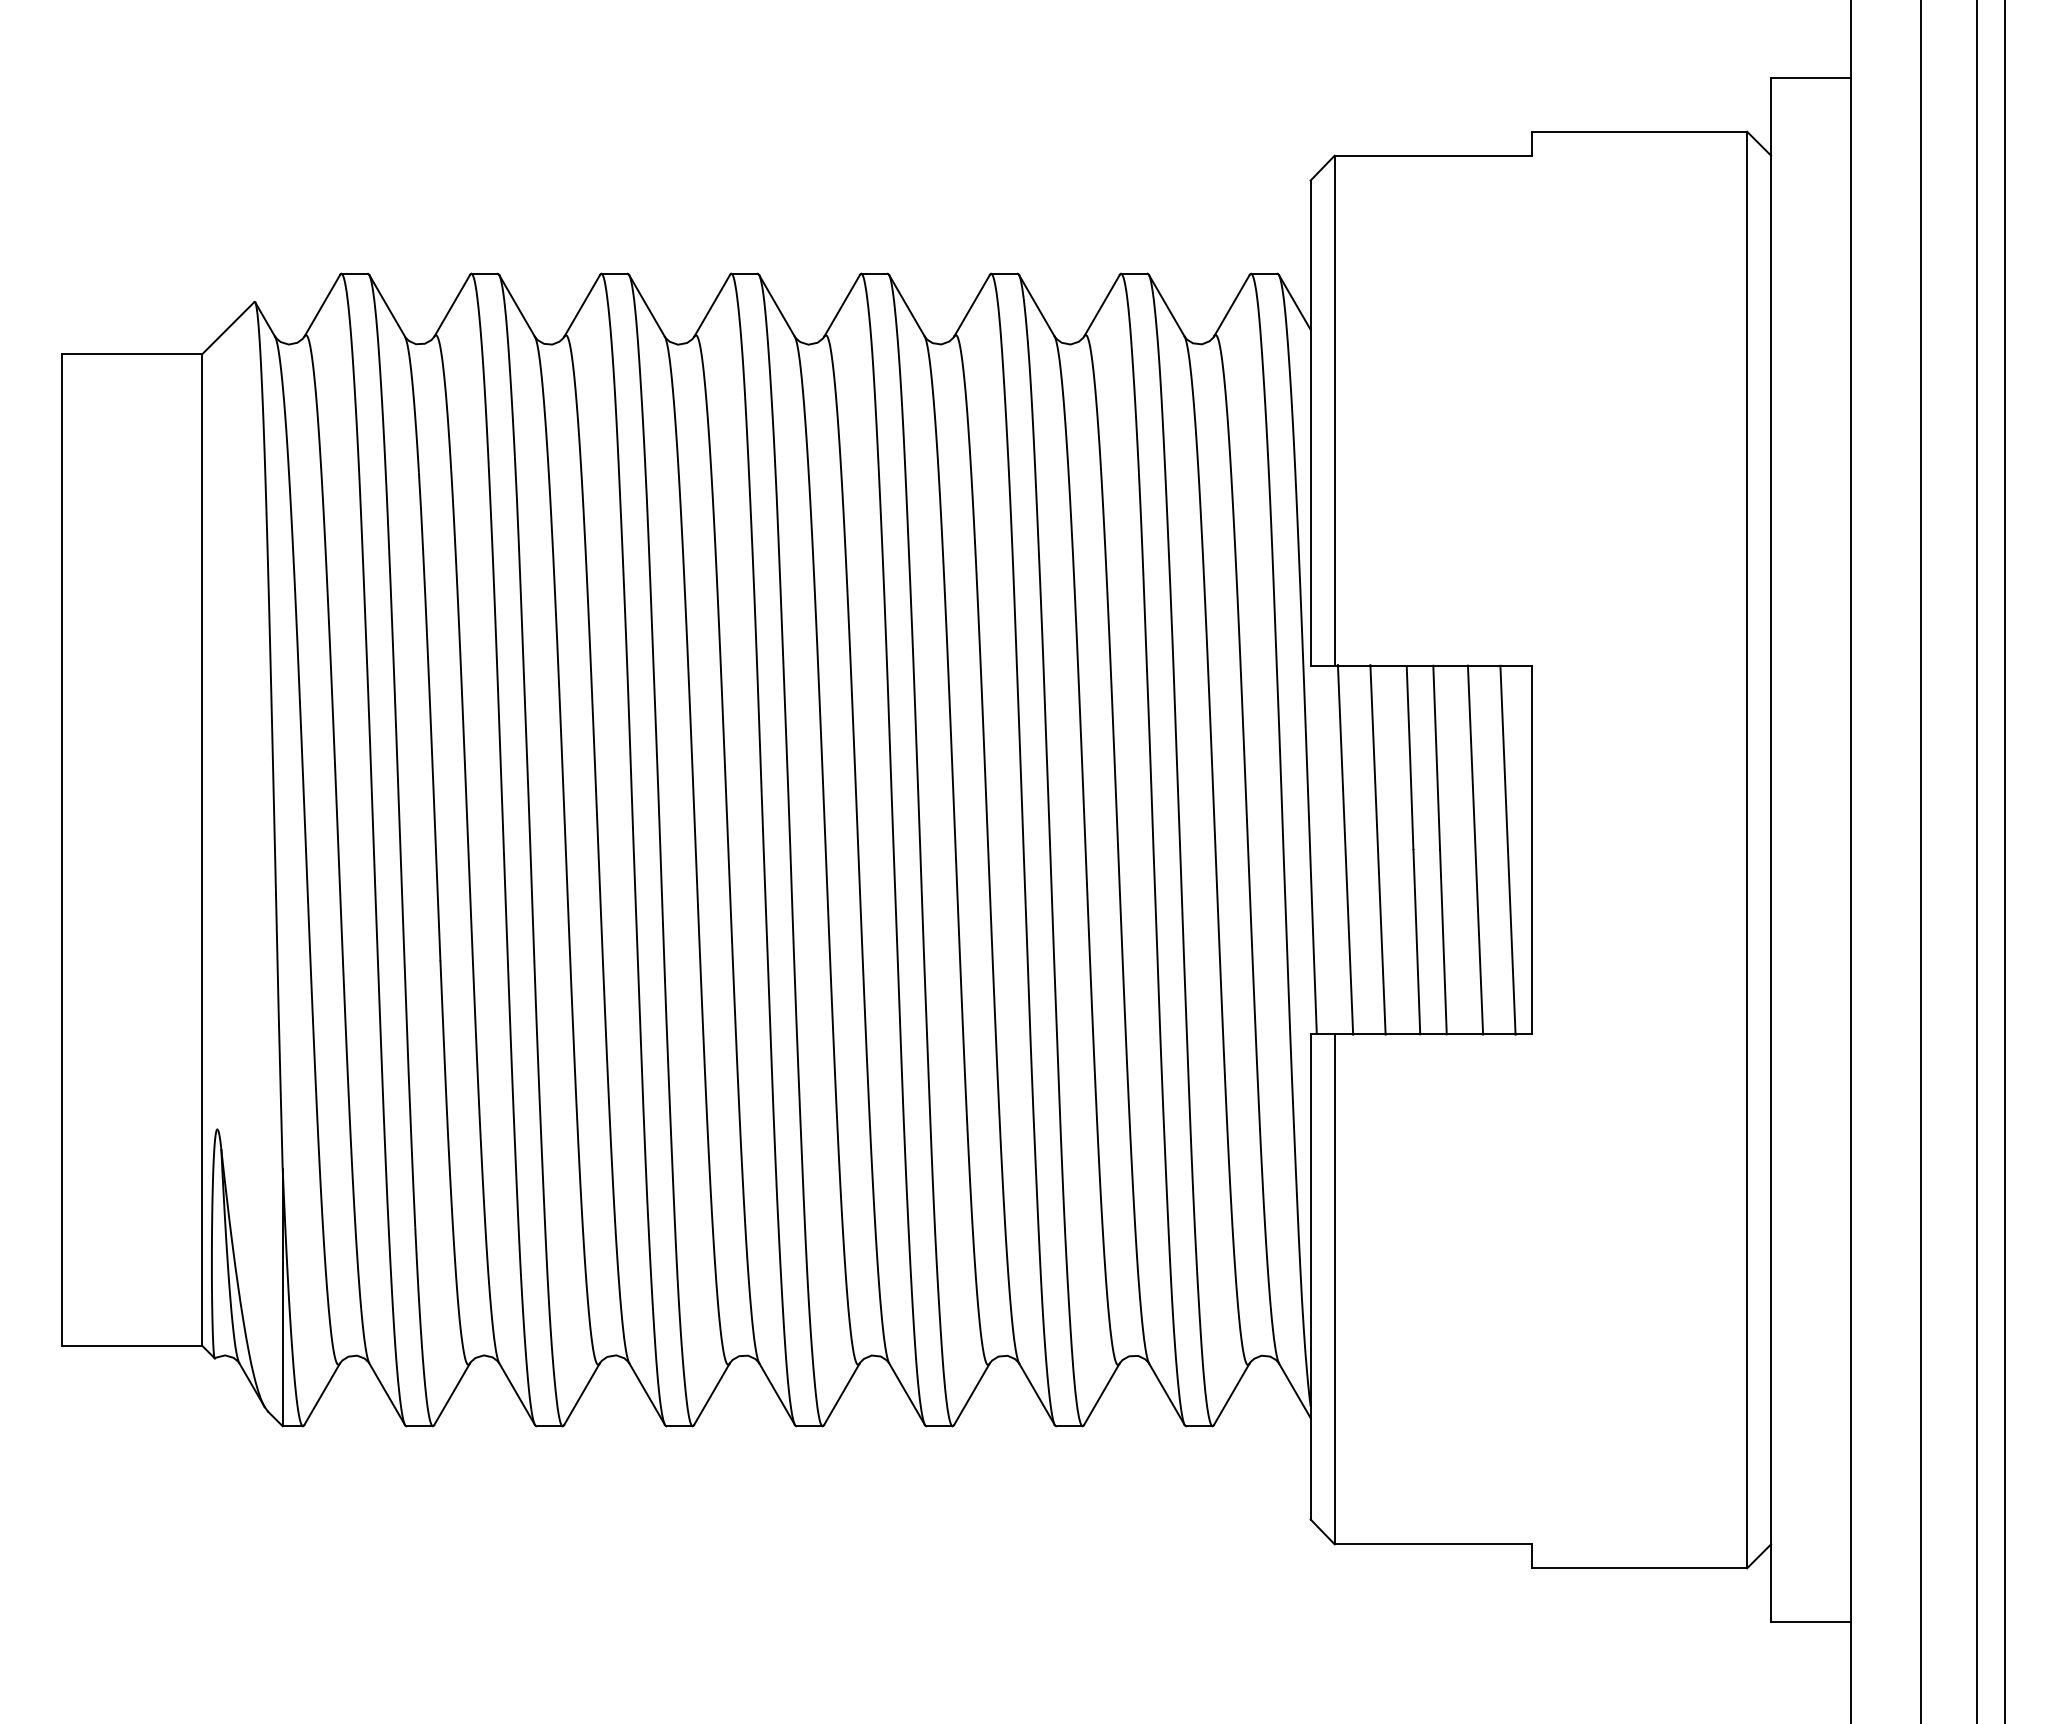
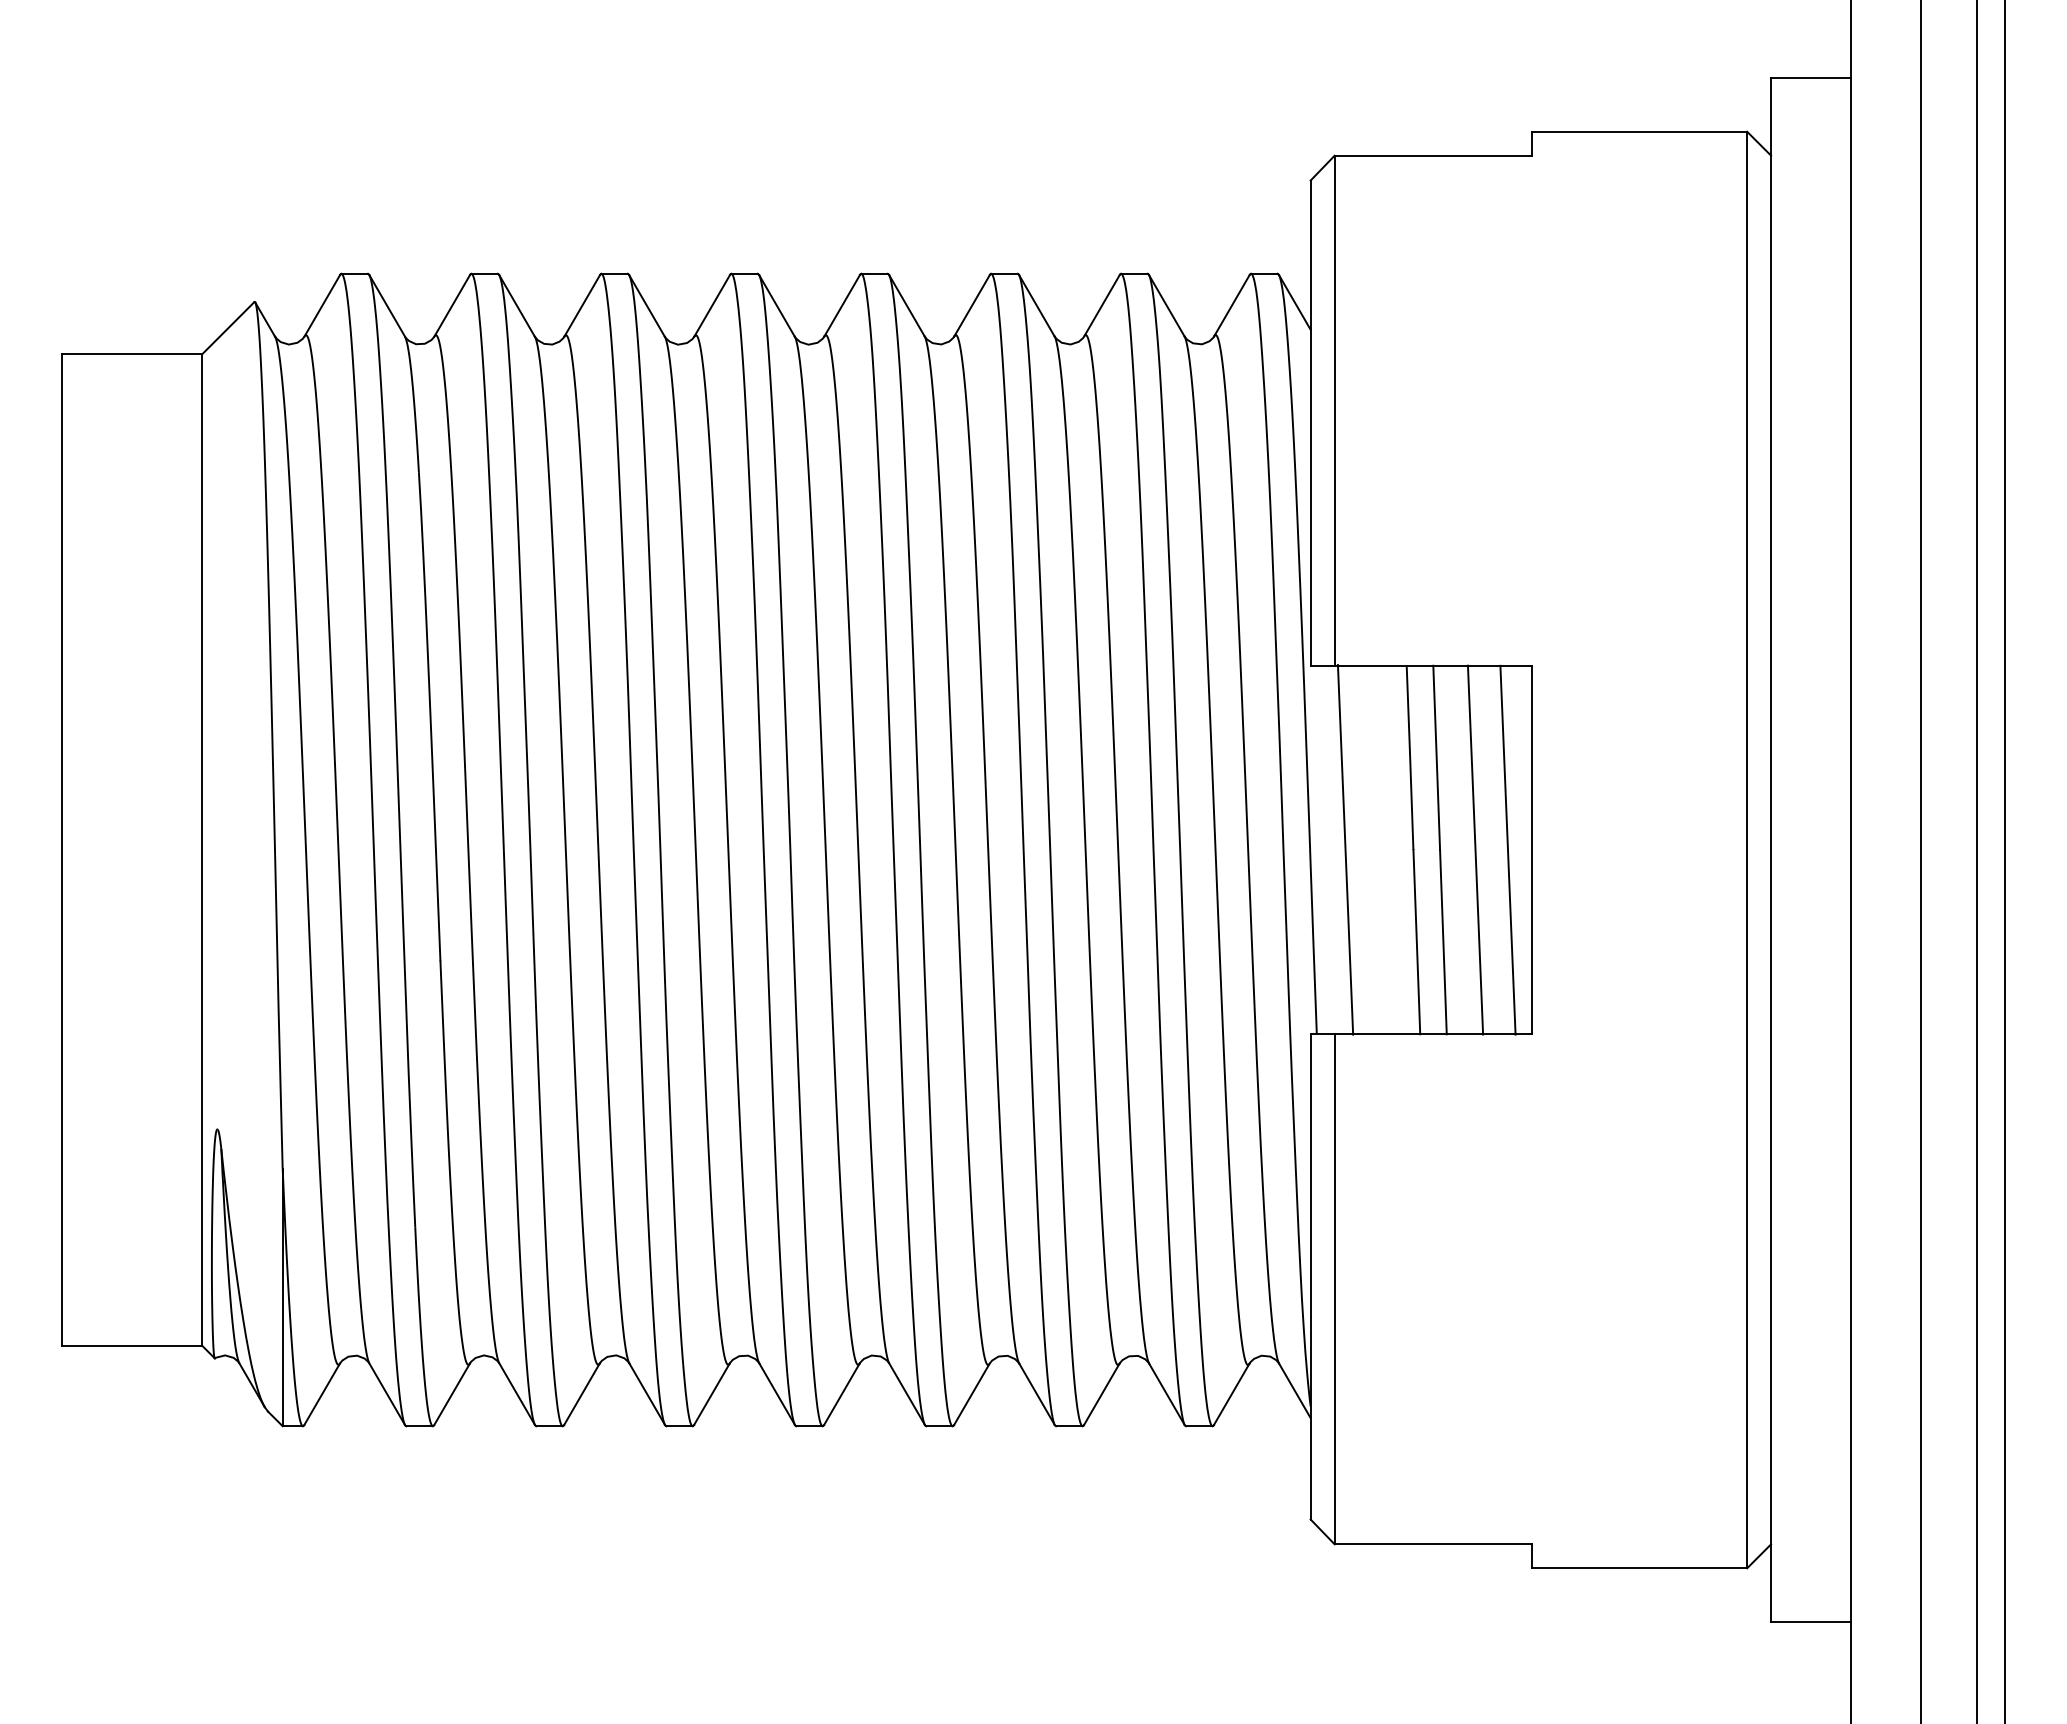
line: present -> none (1377, 849)
